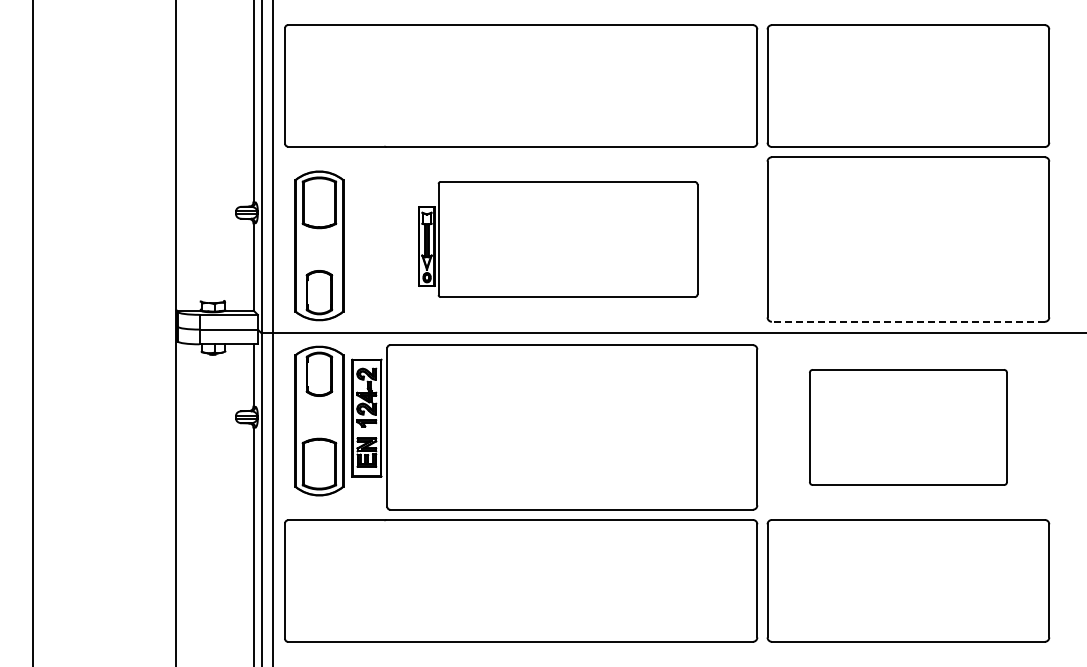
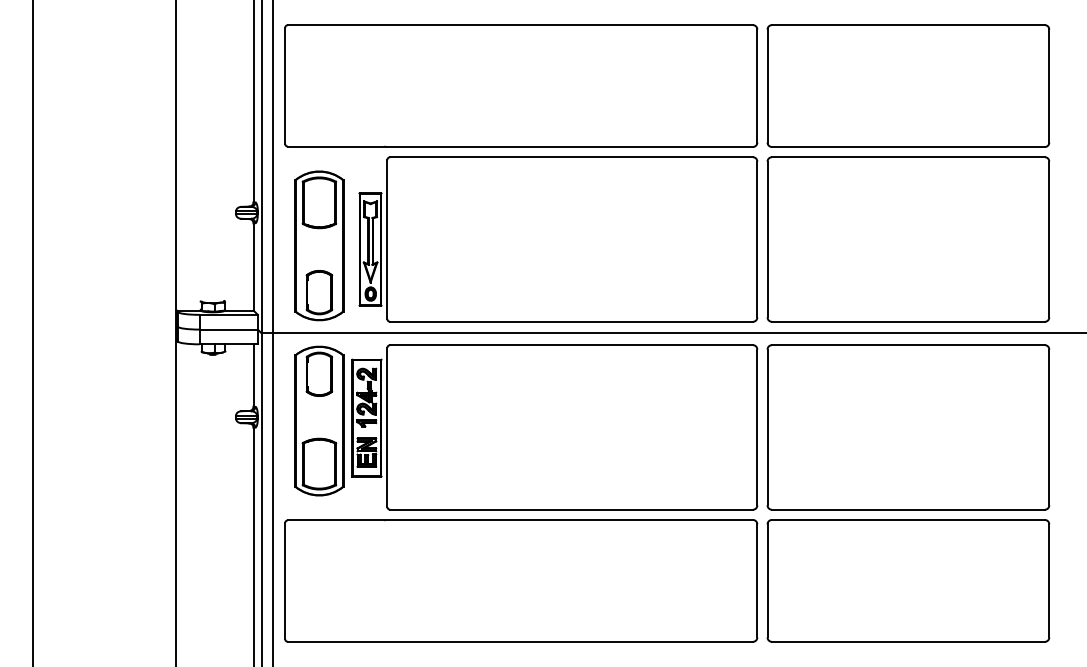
part size: 281x117 px -> 401x167 px (558, 239)
line: dashed -> solid (908, 321)
part size: 199x117 px -> 285x167 px (908, 427)
